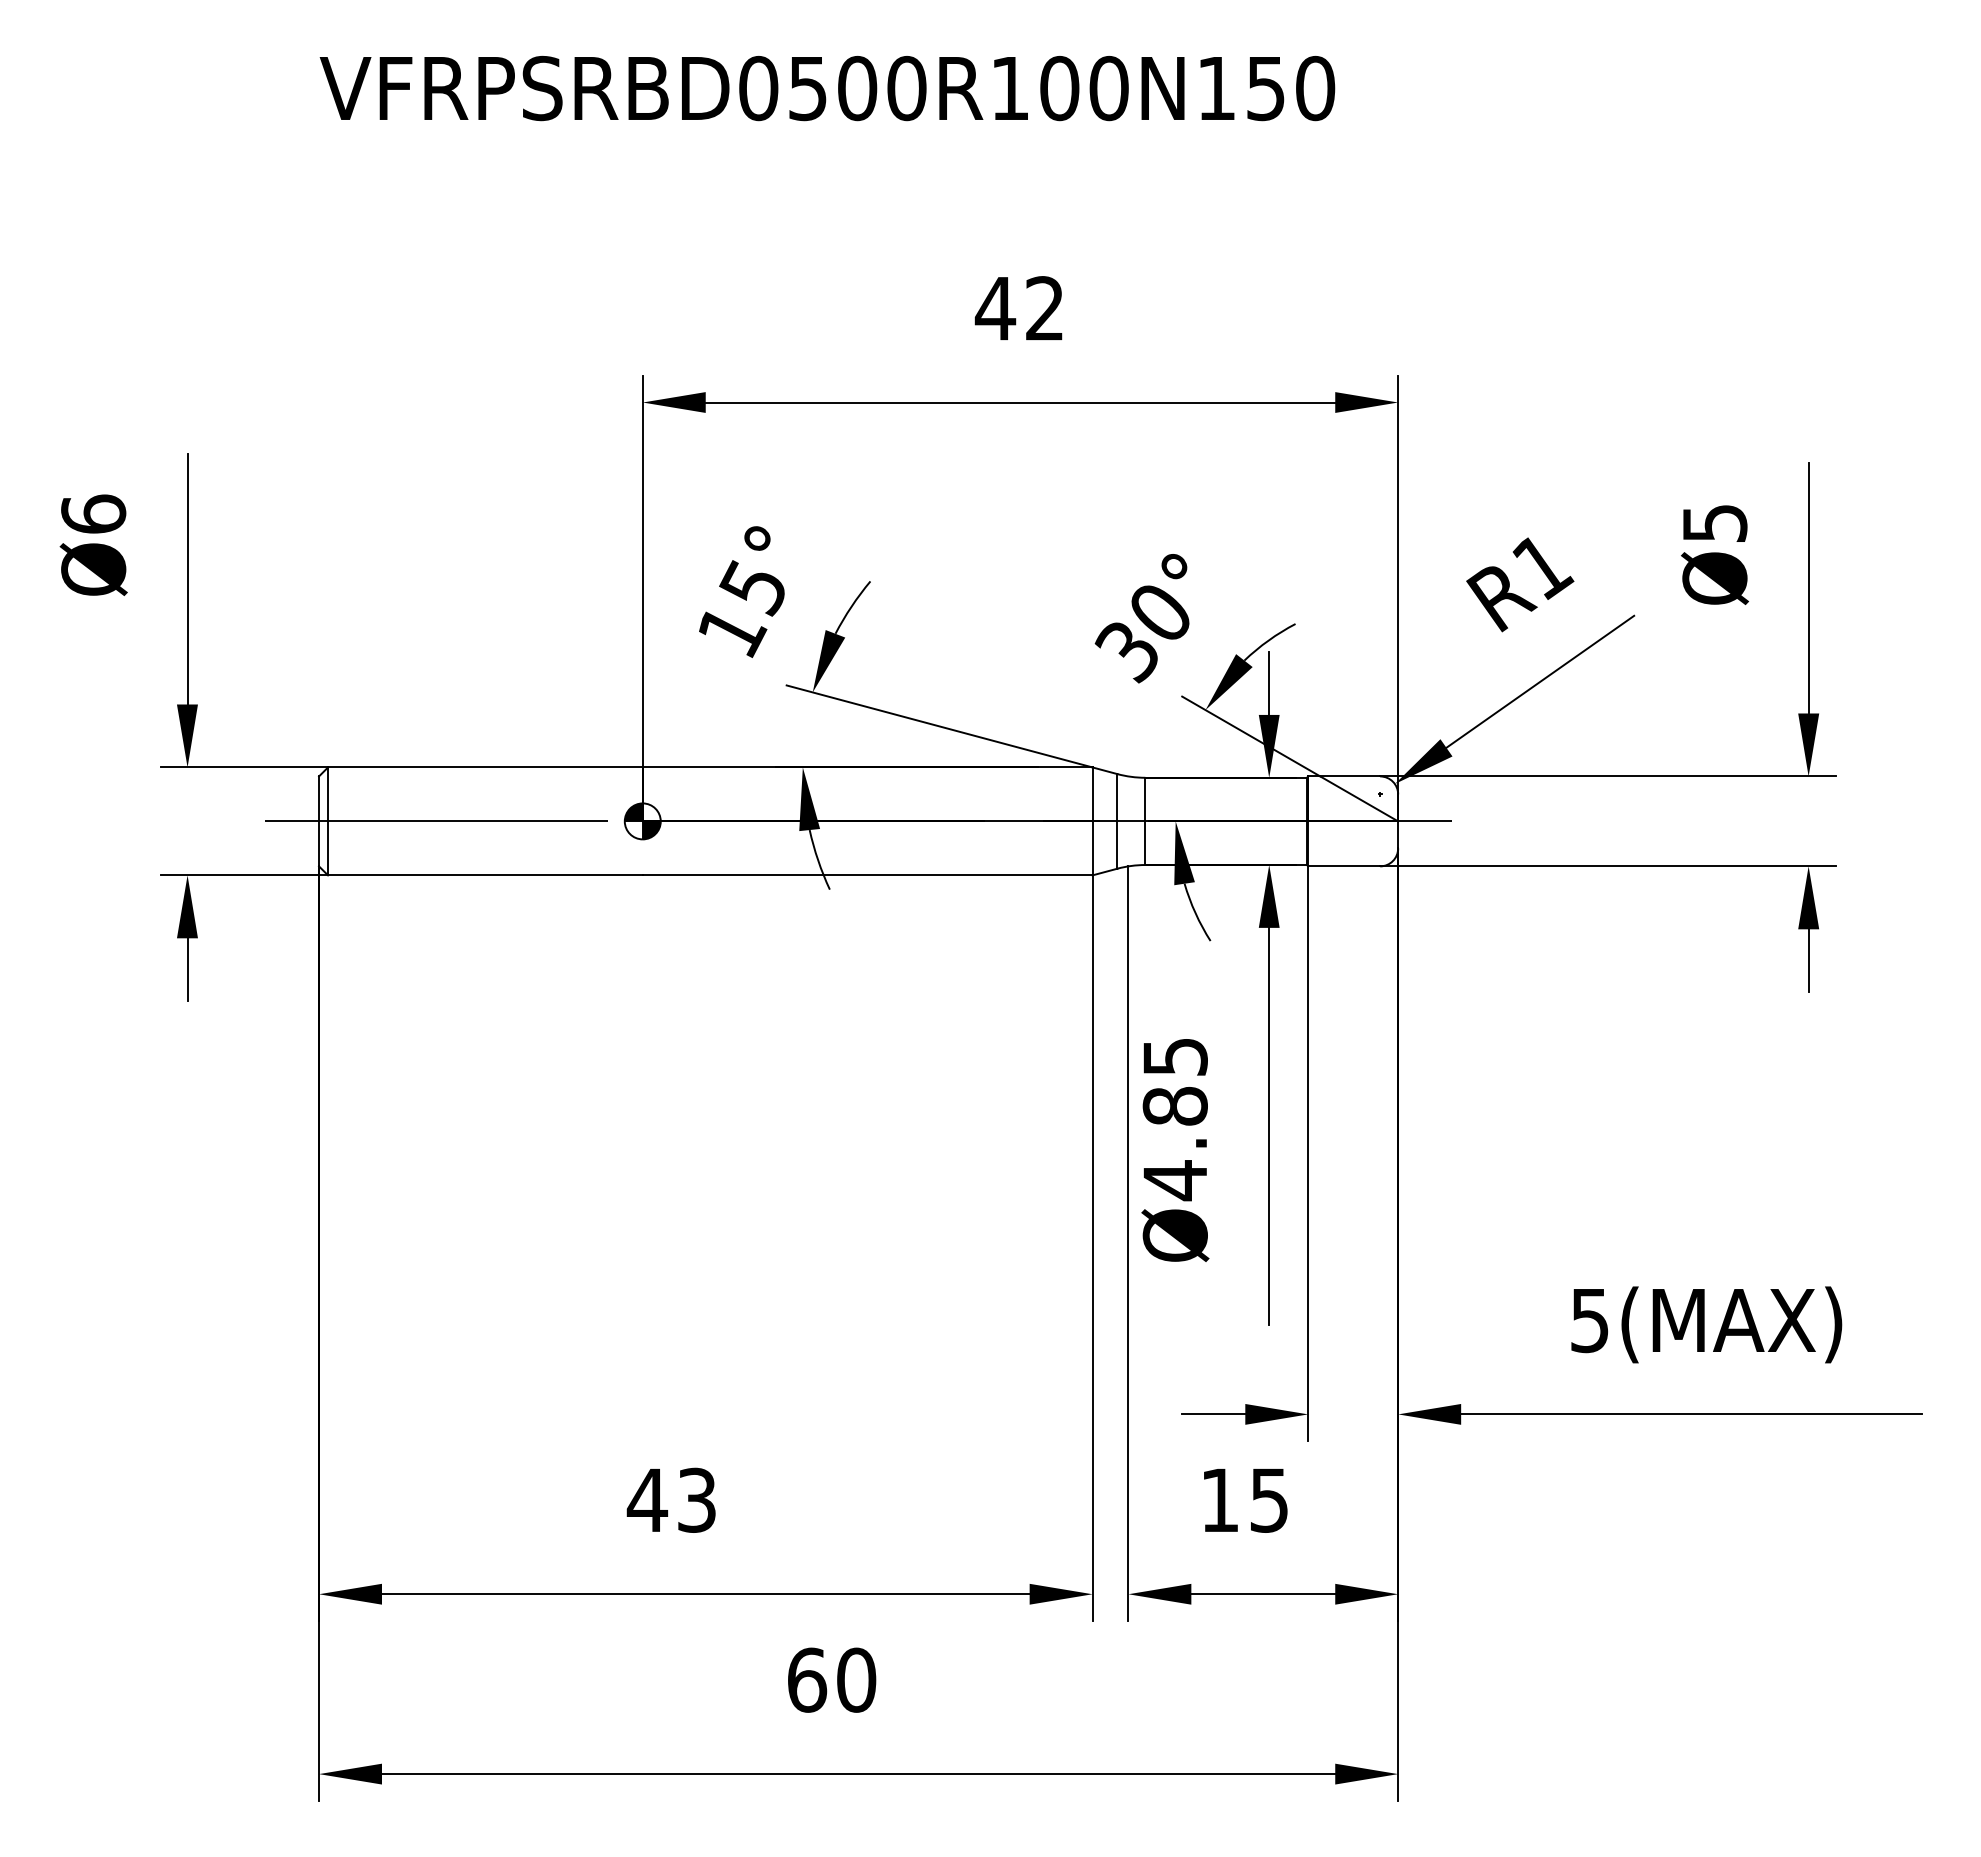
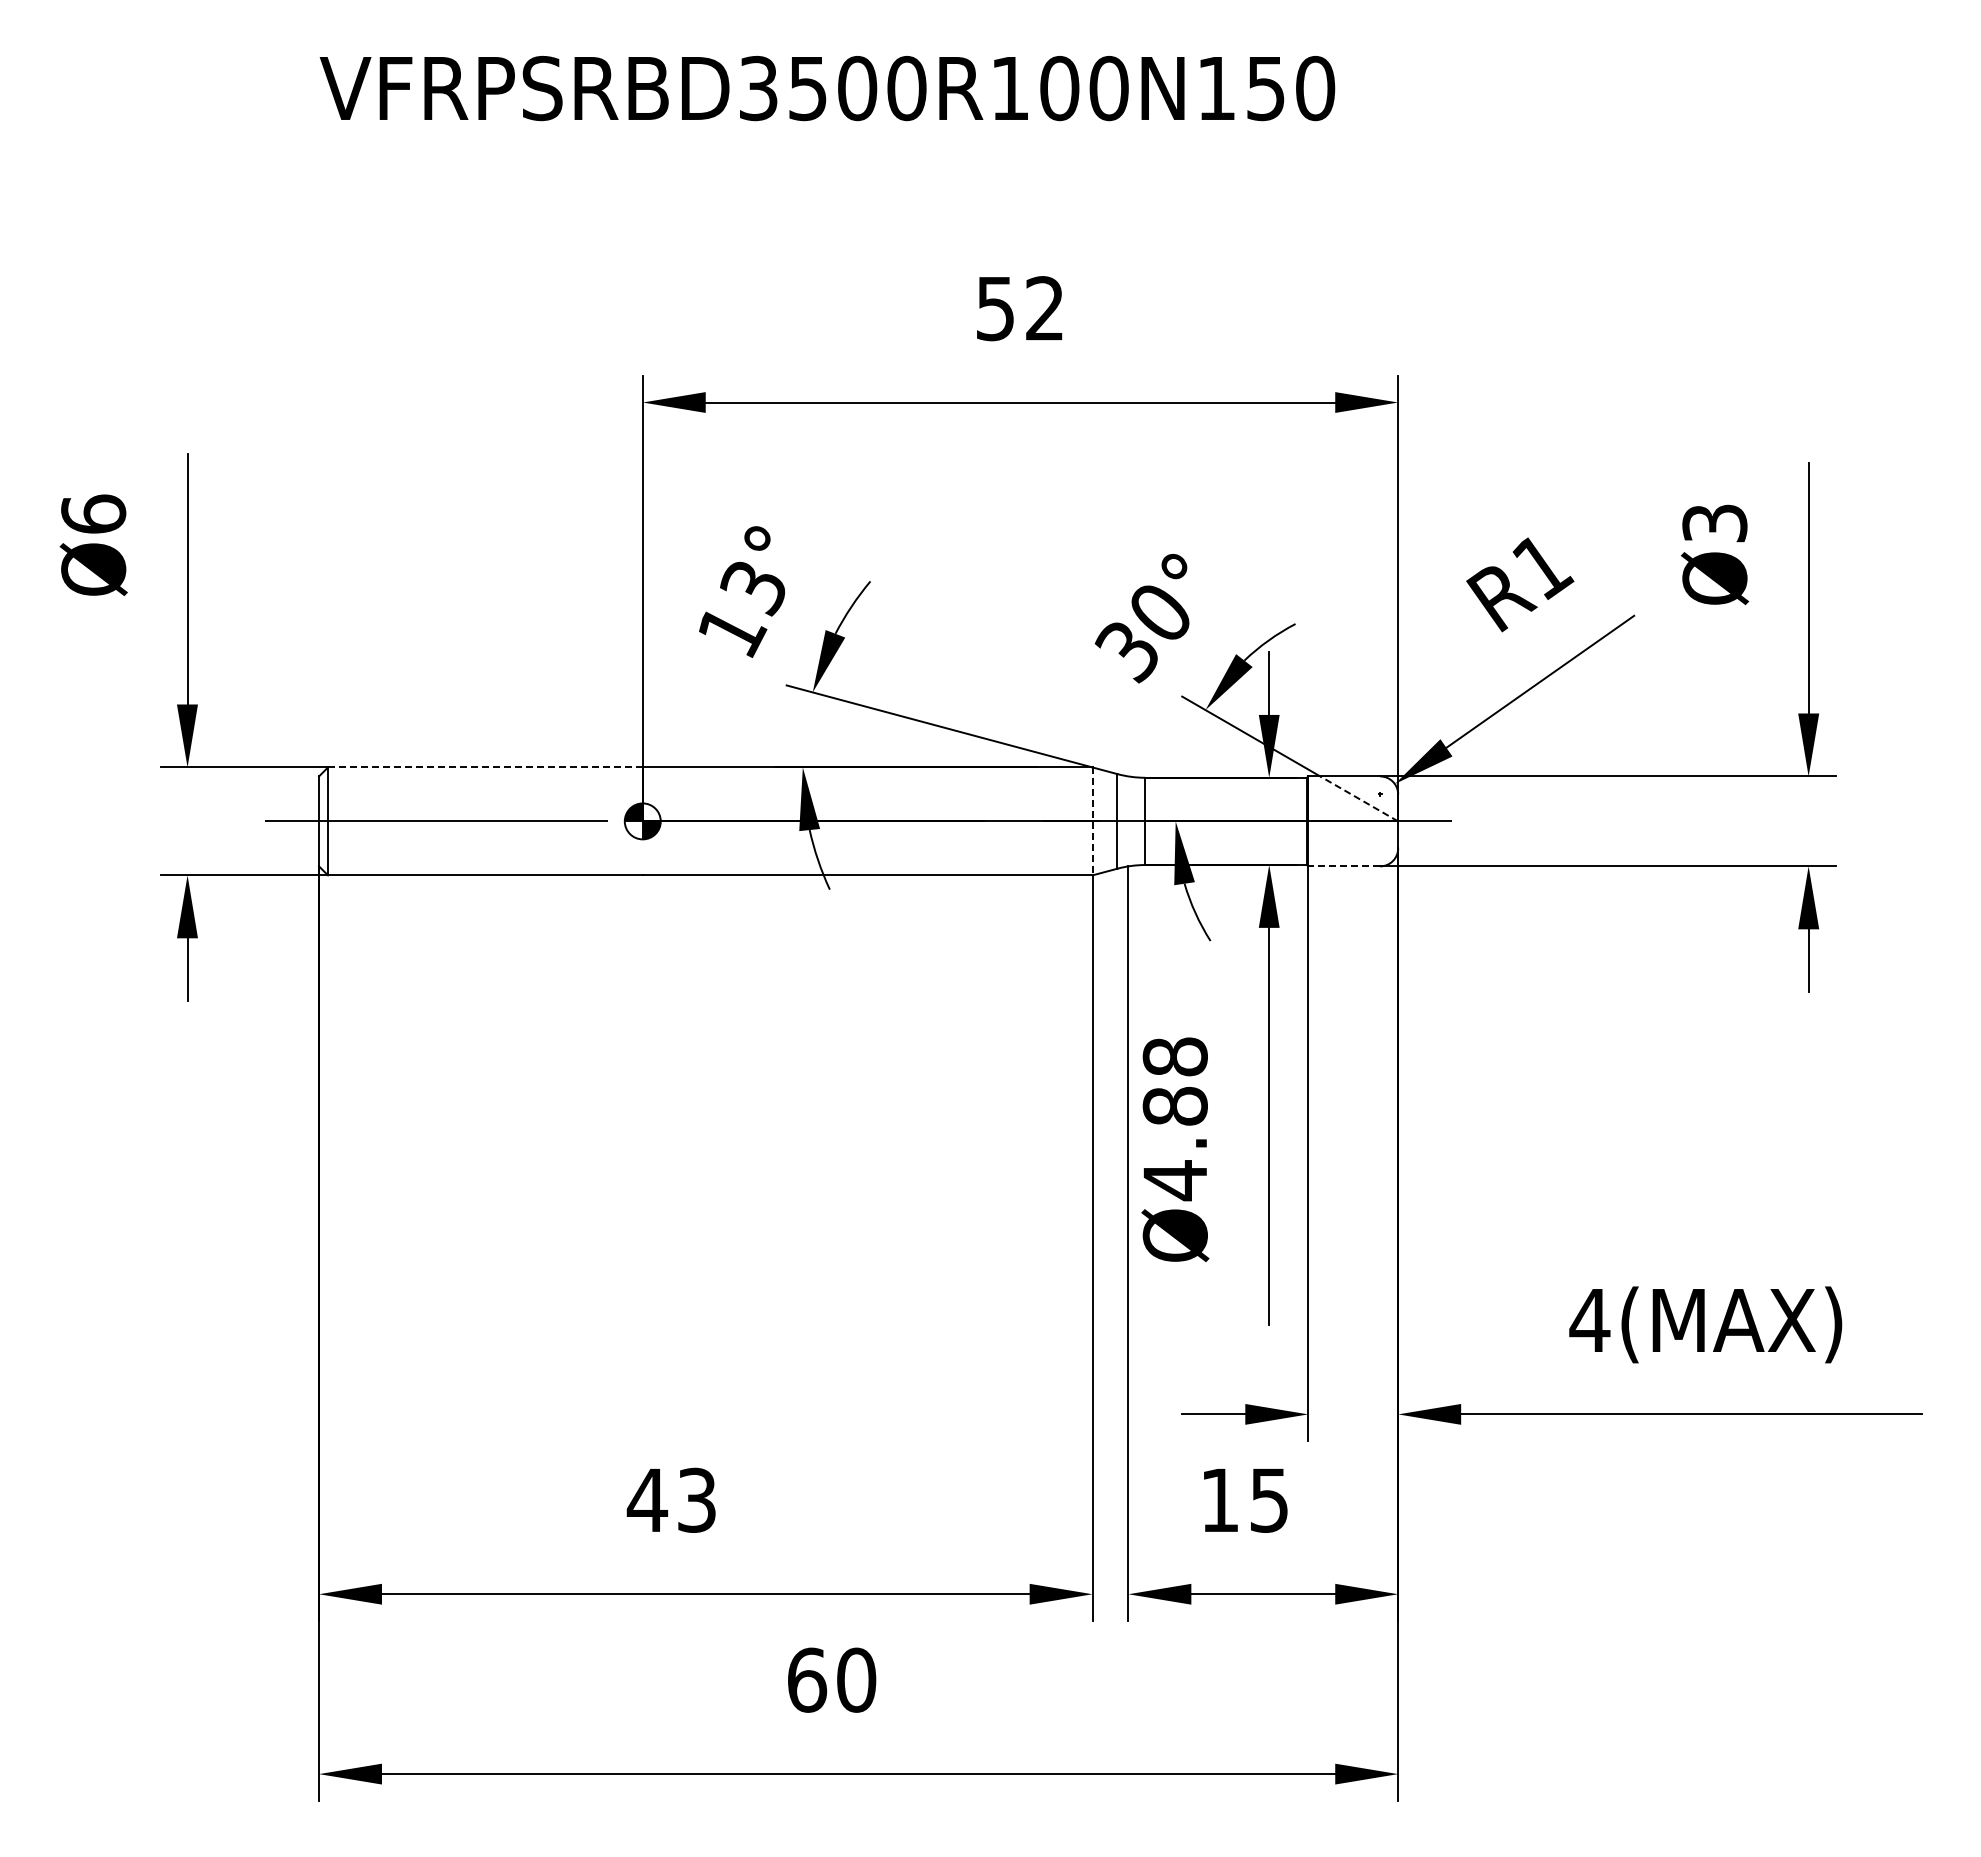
text: VFRPSRBD0500R100N150 -> VFRPSRBD3500R100N150 (758, 88)
text: 42 -> 52 (995, 309)
text: Ø5 -> Ø3 (1714, 522)
text: 15° -> 13° (752, 588)
line: solid -> dashed (484, 767)
line: solid -> dashed (1359, 798)
line: solid -> dashed (1092, 821)
line: solid -> dashed (1344, 866)
text: Ø4.85 -> Ø4.88 (1174, 1056)
text: 5(MAX) -> 4(MAX) (1589, 1321)
